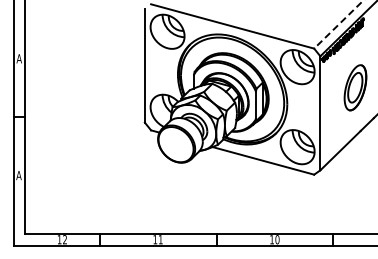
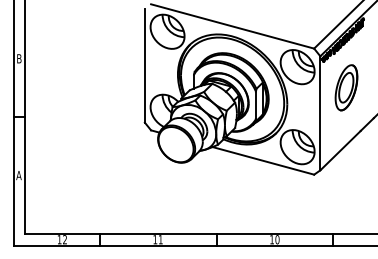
line: dashed -> solid (338, 24)
text: A -> B (18, 58)
part position: (355, 87) -> (346, 87) (346, 87)
